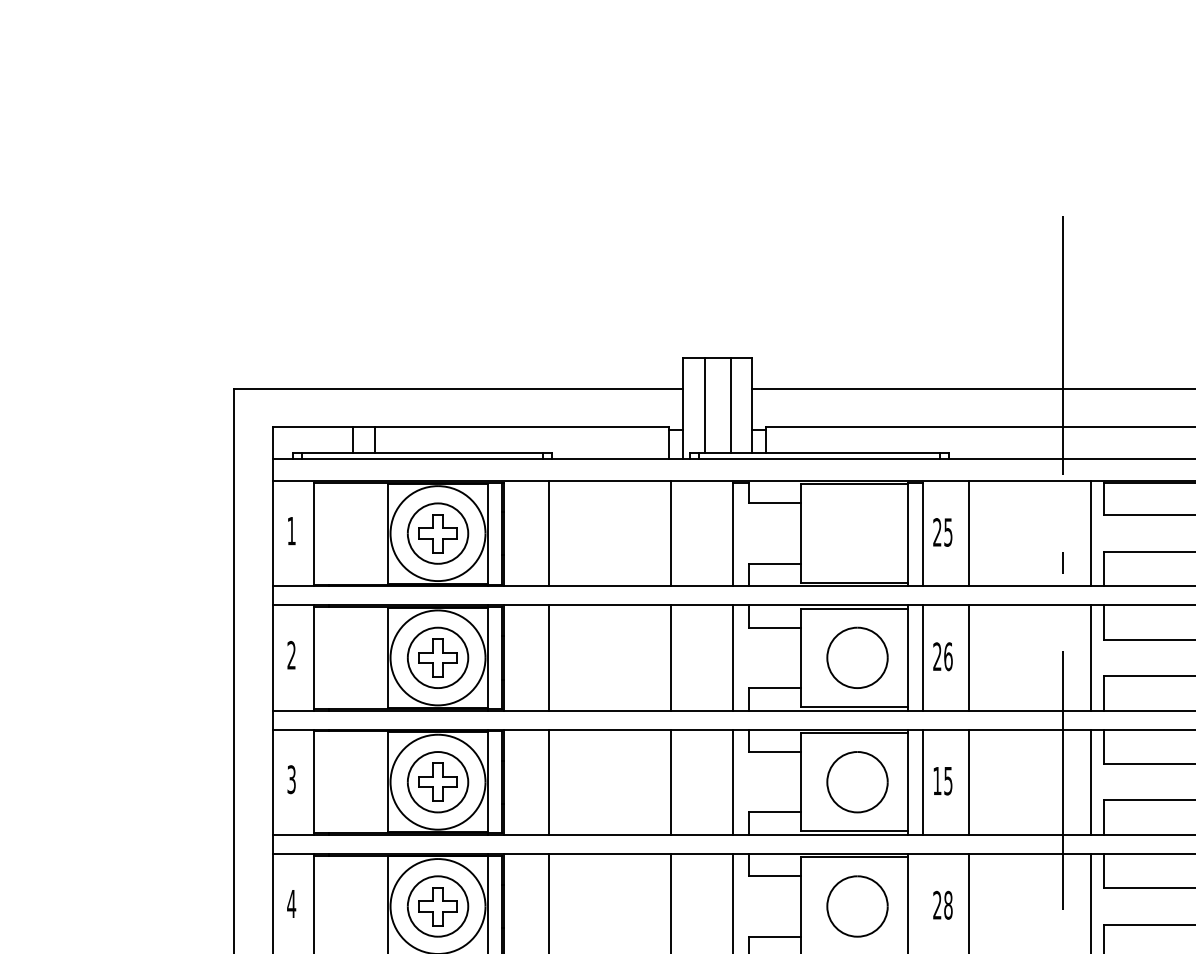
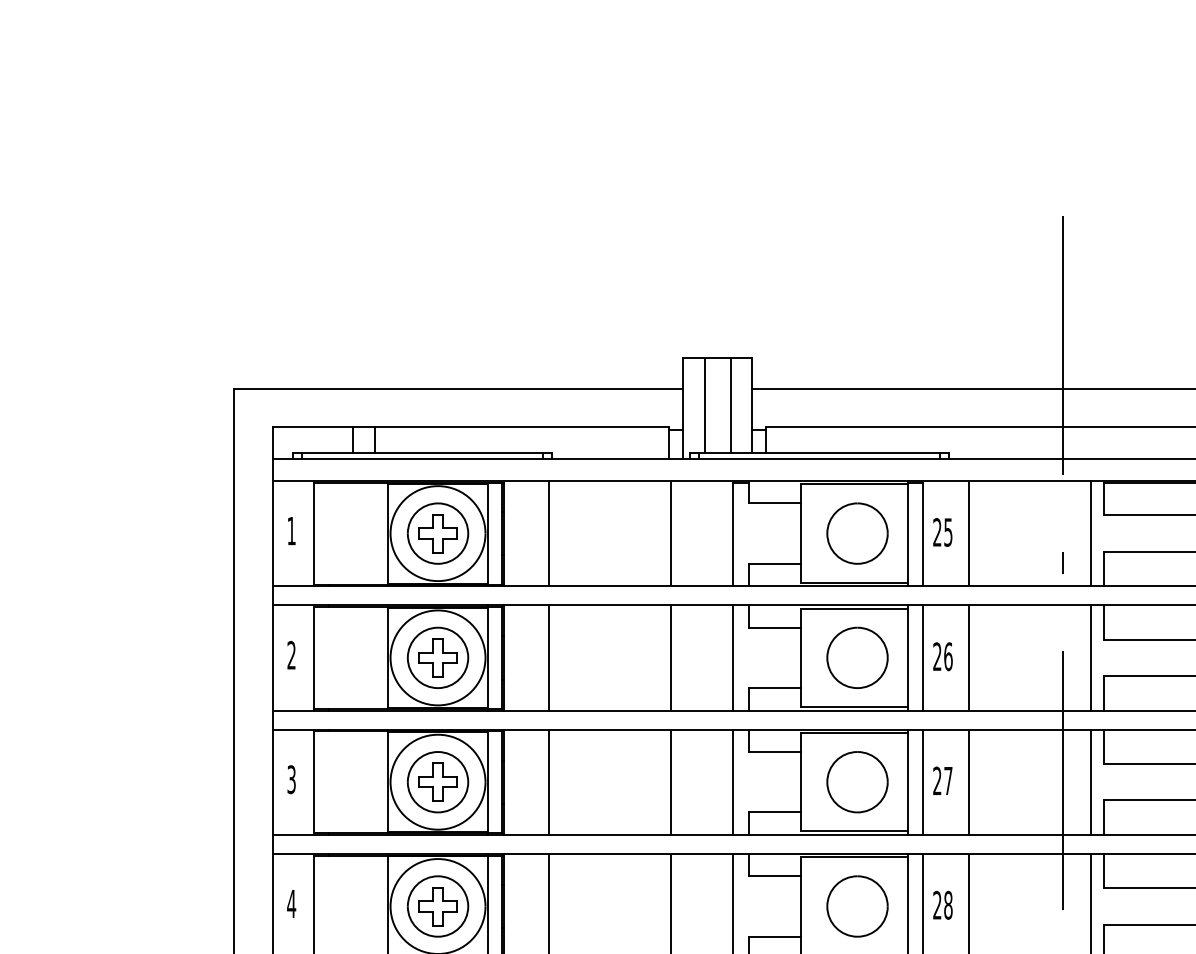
part: none -> present (857, 533)
text: 15 -> 27 (942, 780)
line: none -> present (923, 901)
